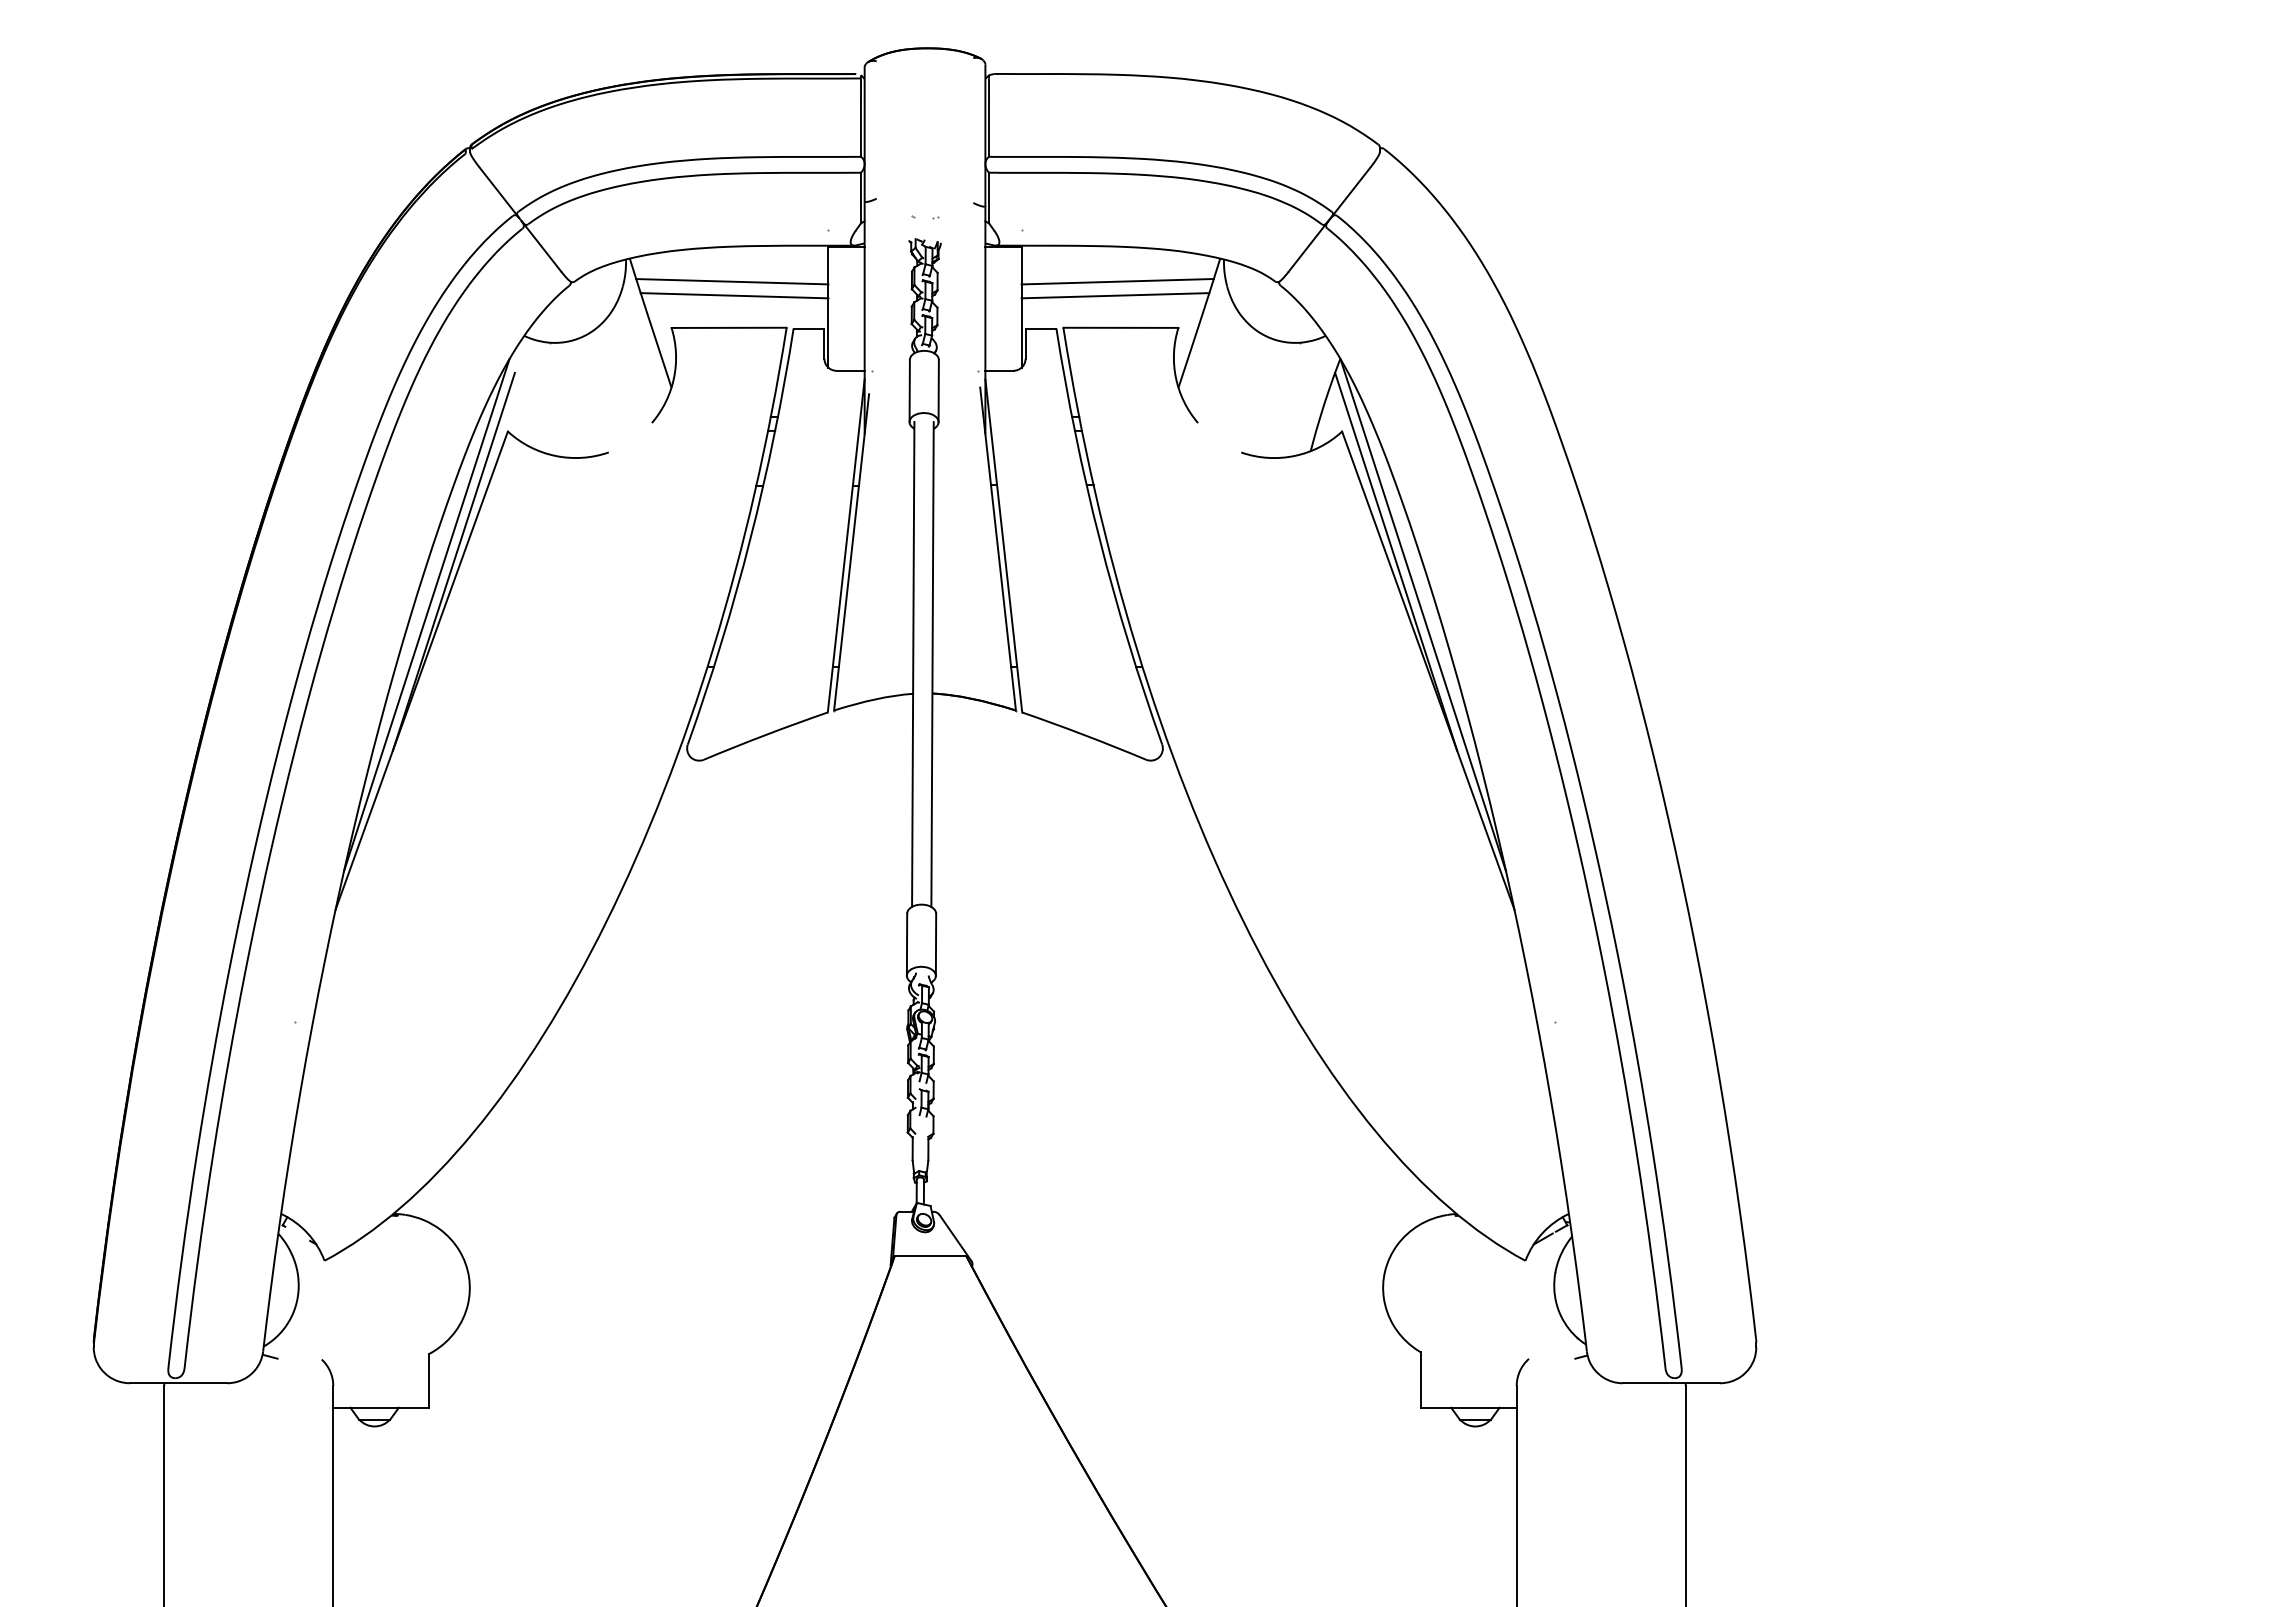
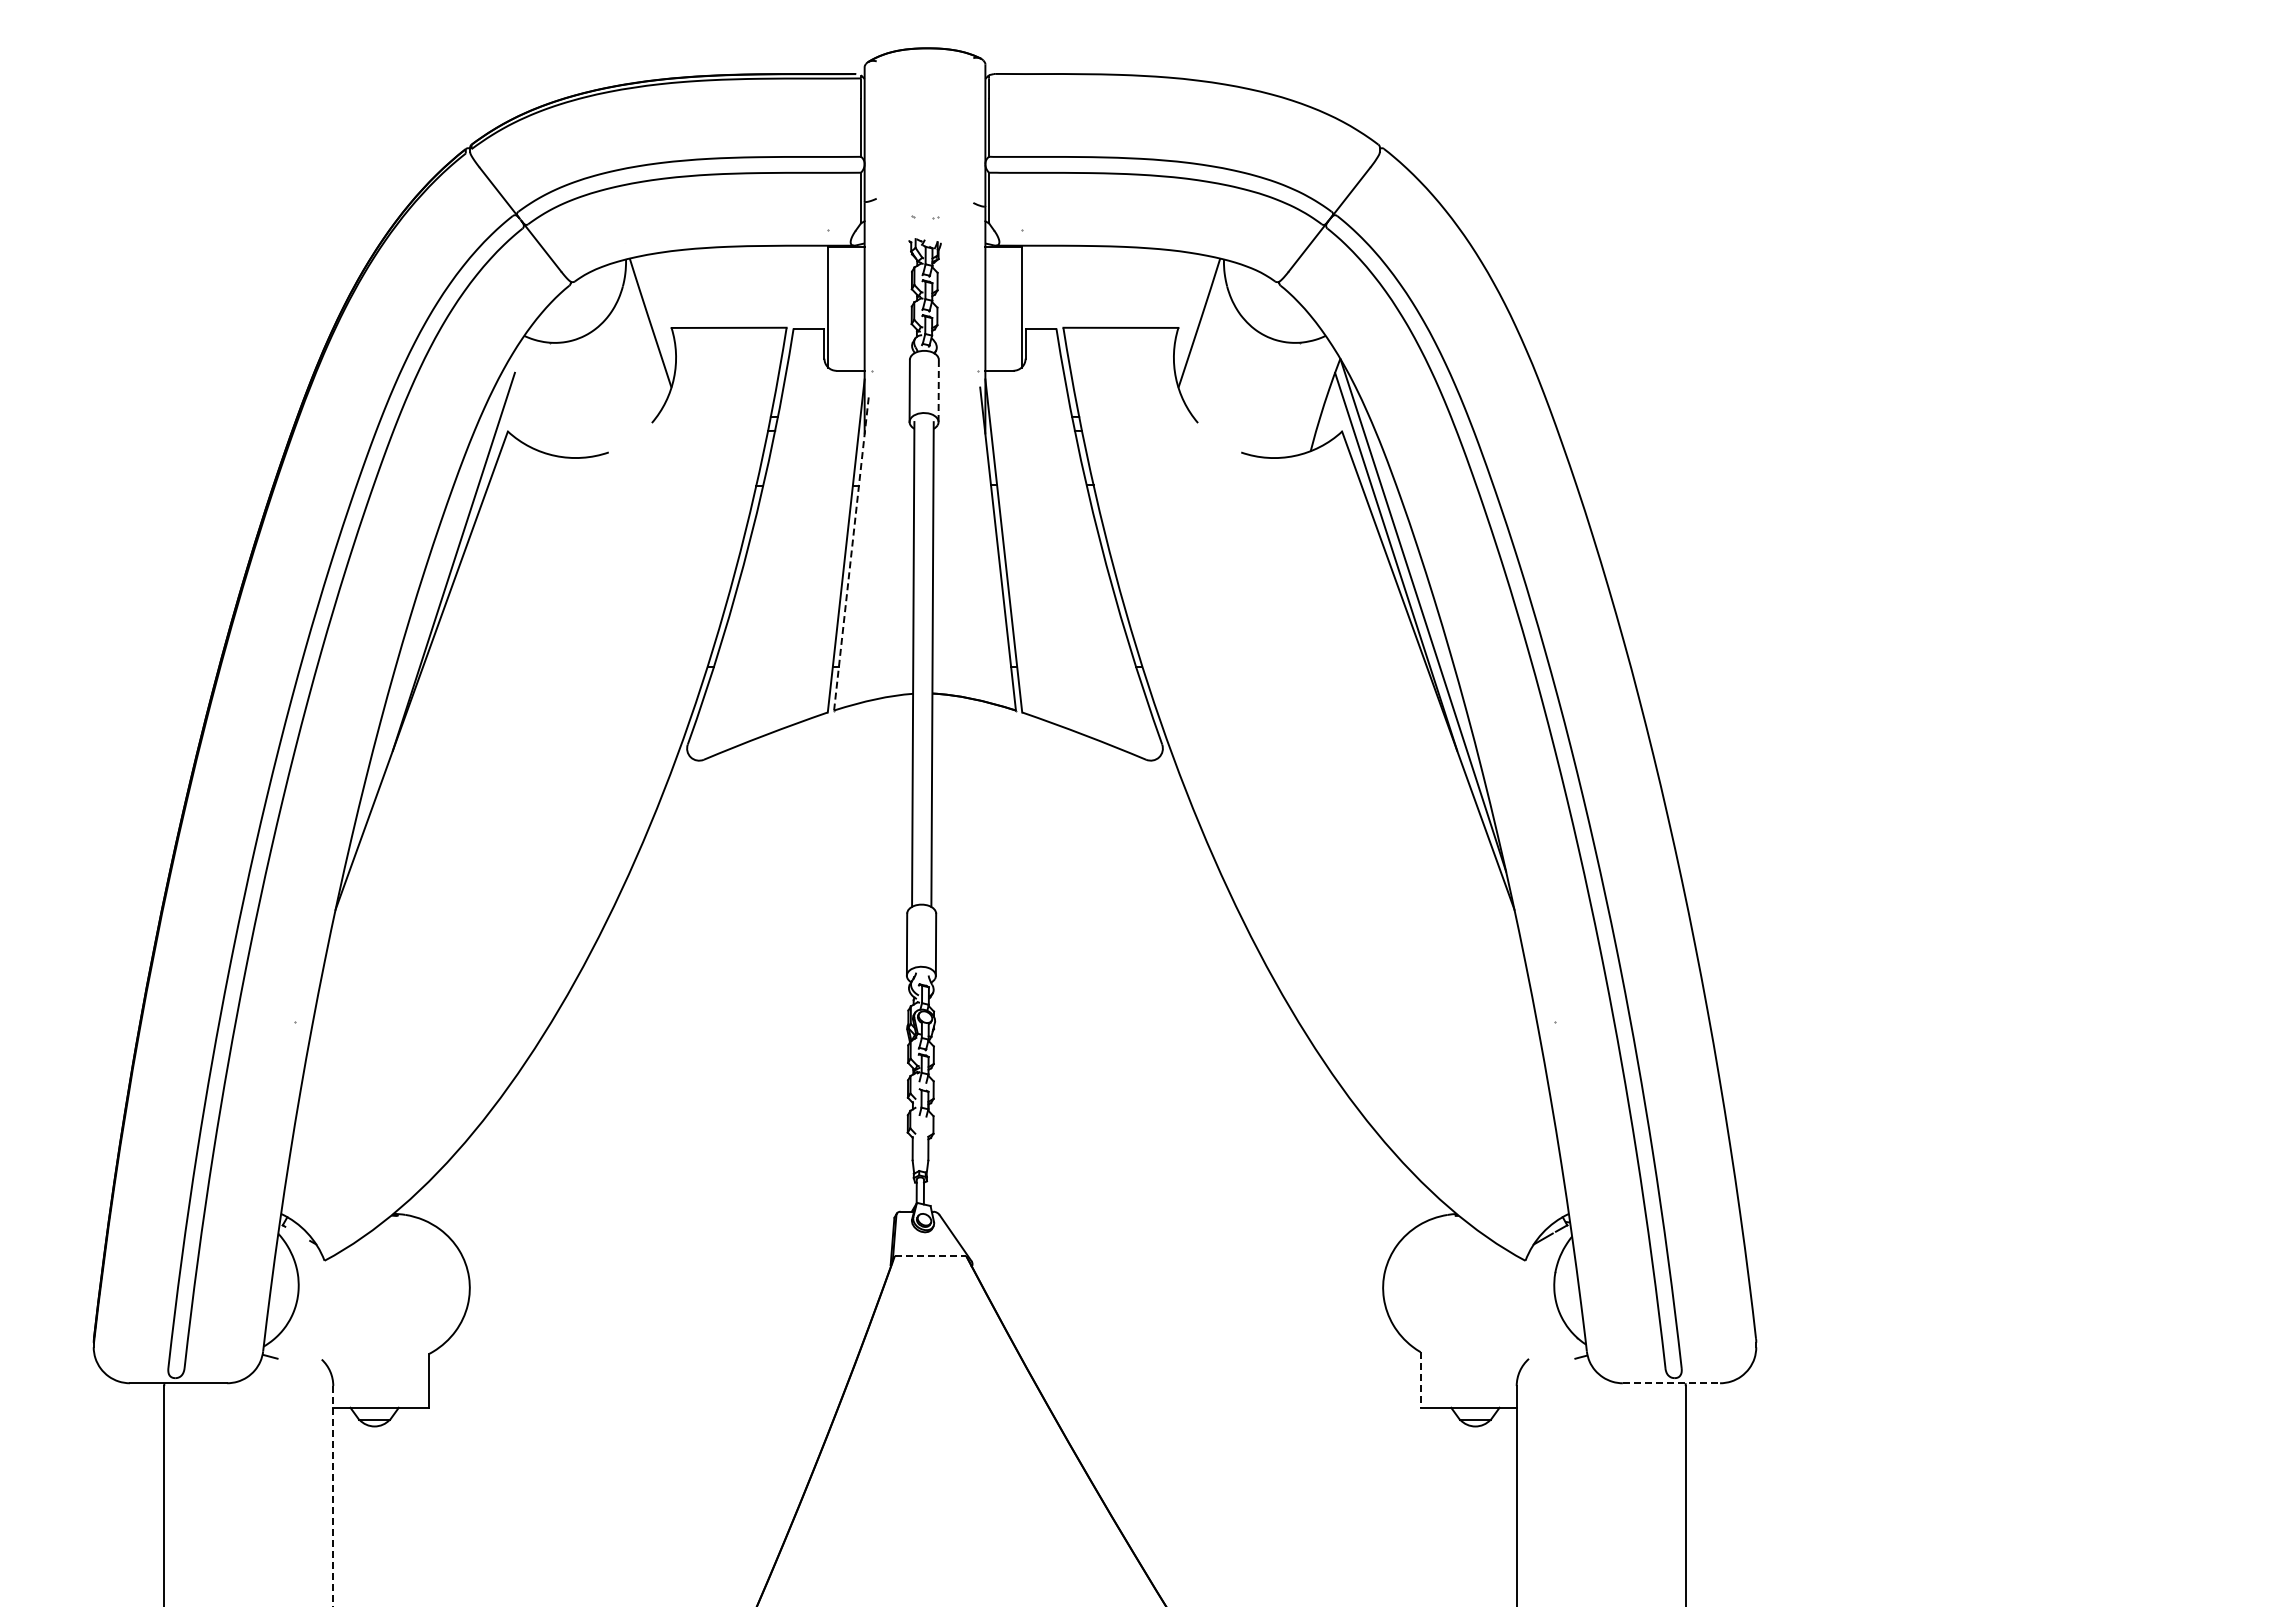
line: present -> none (732, 281)
line: present -> none (1117, 281)
line: present -> none (734, 295)
line: present -> none (1115, 295)
line: solid -> dashed (938, 391)
line: solid -> dashed (851, 551)
line: present -> none (426, 615)
line: solid -> dashed (930, 1255)
line: solid -> dashed (1420, 1379)
line: solid -> dashed (1671, 1383)
line: solid -> dashed (333, 1496)
